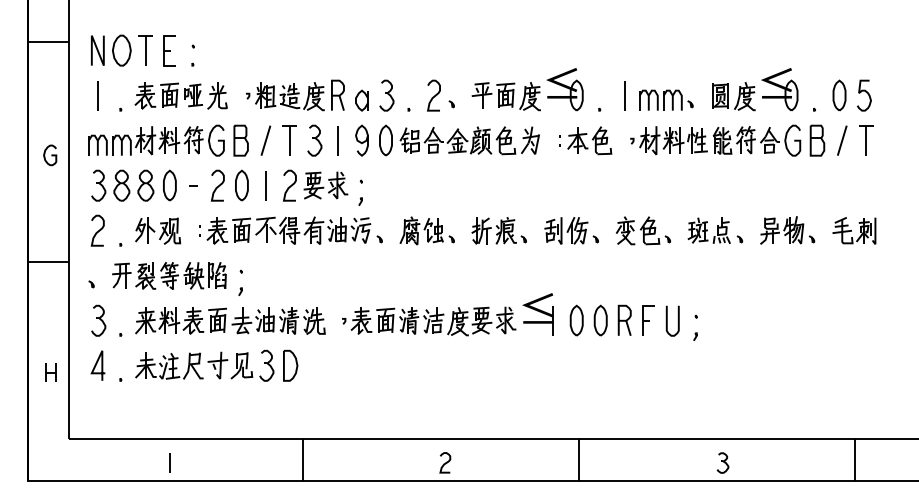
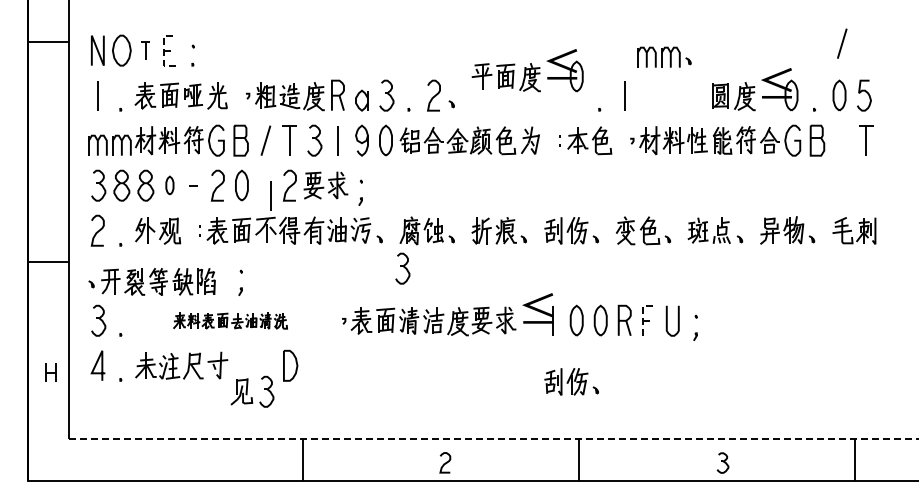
part size: 15x31 px -> 9x19 px (145, 50)
line: solid -> dashed (163, 50)
part position: (527, 89) -> (527, 70) (527, 70)
part position: (666, 99) -> (664, 56) (664, 56)
line position: (842, 140) -> (842, 43) (842, 43)
curve: present -> none (51, 155)
part size: 14x33 px -> 10x21 px (169, 185)
line position: (265, 185) -> (270, 195) (270, 195)
part: none -> present (402, 268)
part position: (169, 275) -> (158, 281) (158, 281)
line: solid -> dashed (642, 313)
part size: 191x28 px -> 115x18 px (230, 320)
part position: (252, 365) -> (252, 391) (252, 391)
part: none -> present (571, 381)
line: solid -> dashed (494, 439)
line: present -> none (169, 462)
